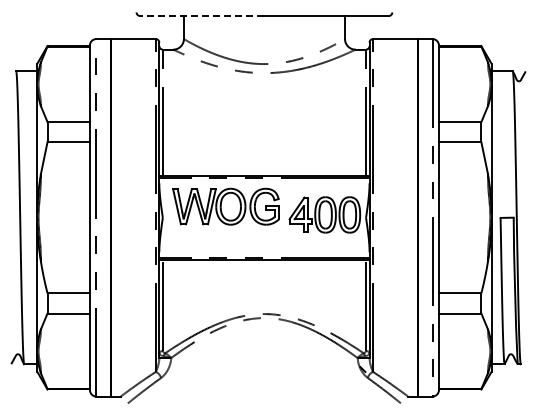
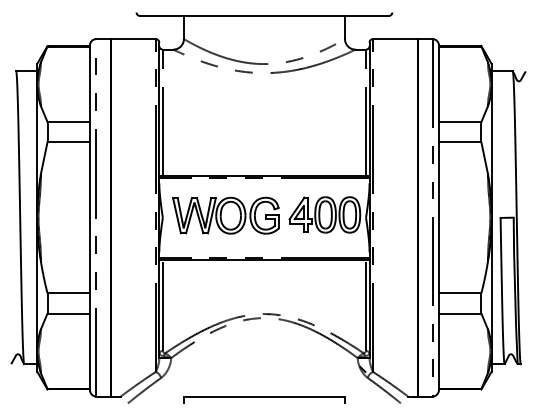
line: dashed -> solid (201, 15)
part position: (225, 206) -> (225, 215) (225, 215)
part: none -> present (264, 399)
